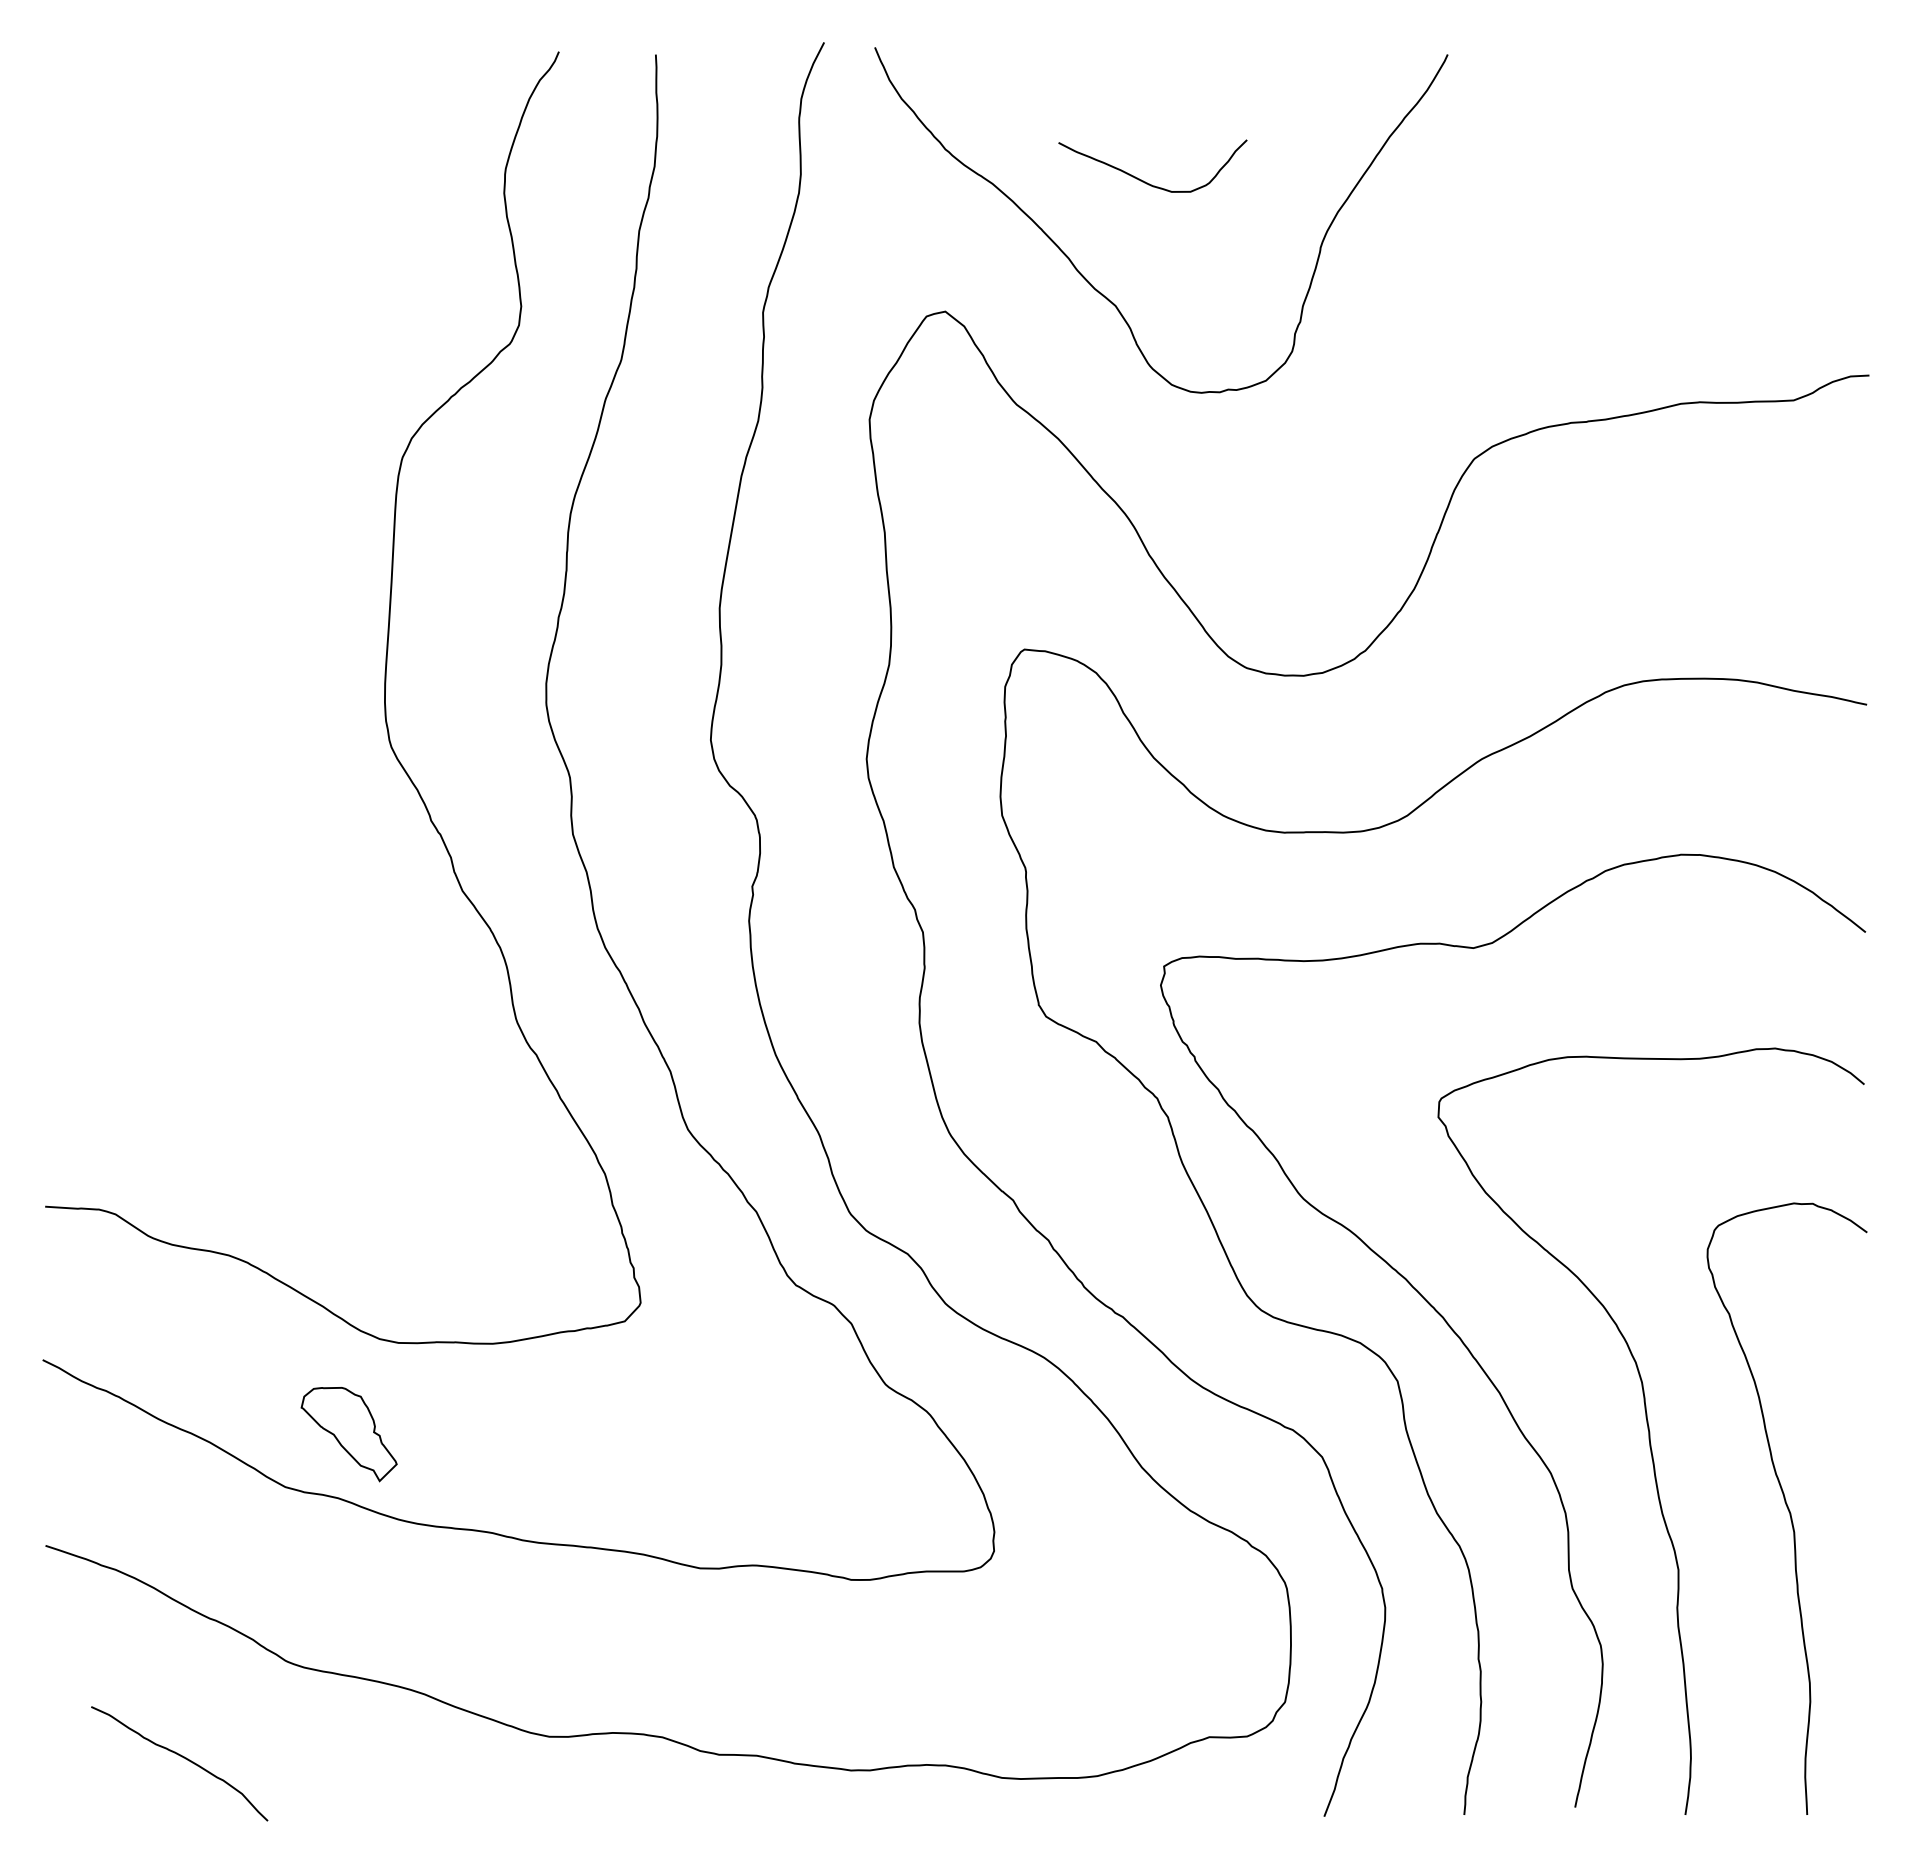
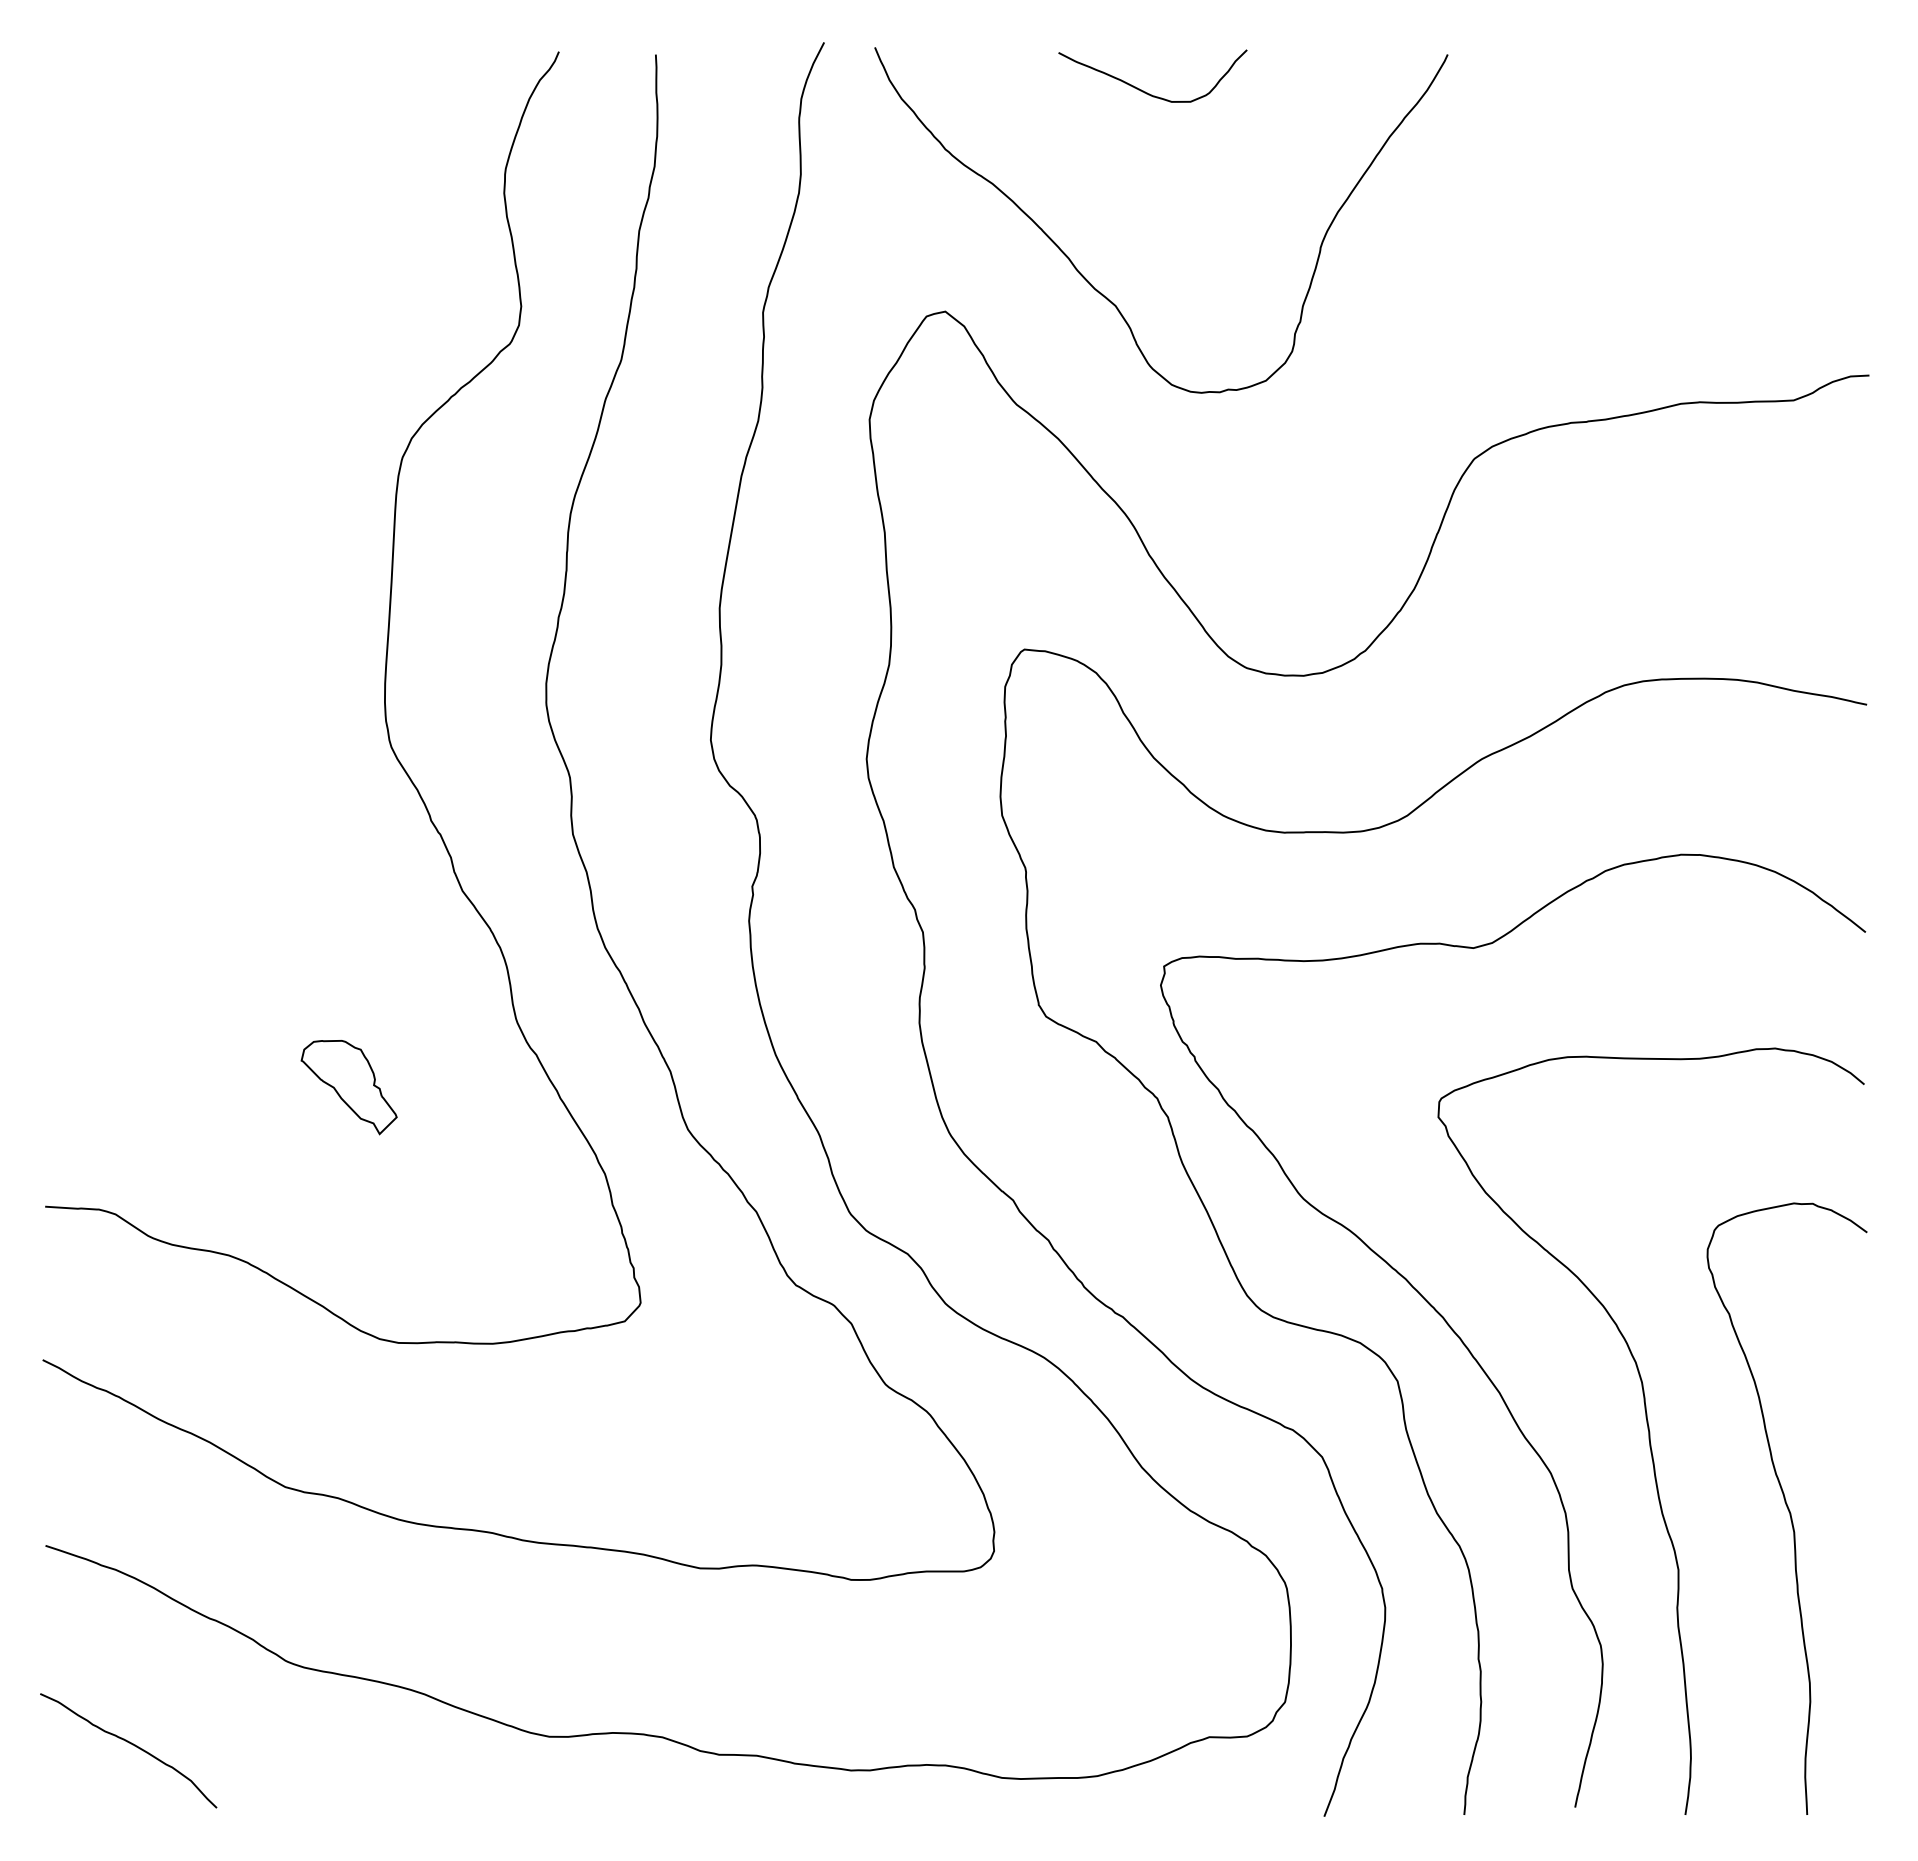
curve position: (1145, 181) -> (1145, 91) (1145, 91)
part position: (348, 1434) -> (348, 1087) (348, 1087)
curve position: (181, 1757) -> (130, 1744) (130, 1744)
